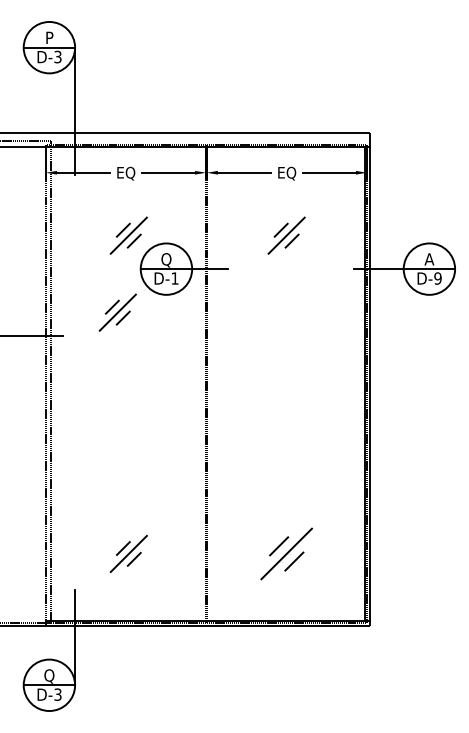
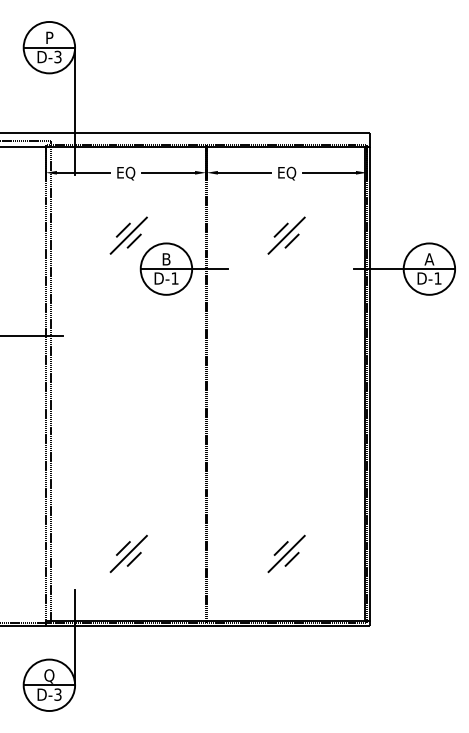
text: Q -> B (166, 260)
text: D-9 -> D-1 (437, 278)
part: present -> none (117, 312)
part size: 54x54 px -> 39x40 px (286, 553)
